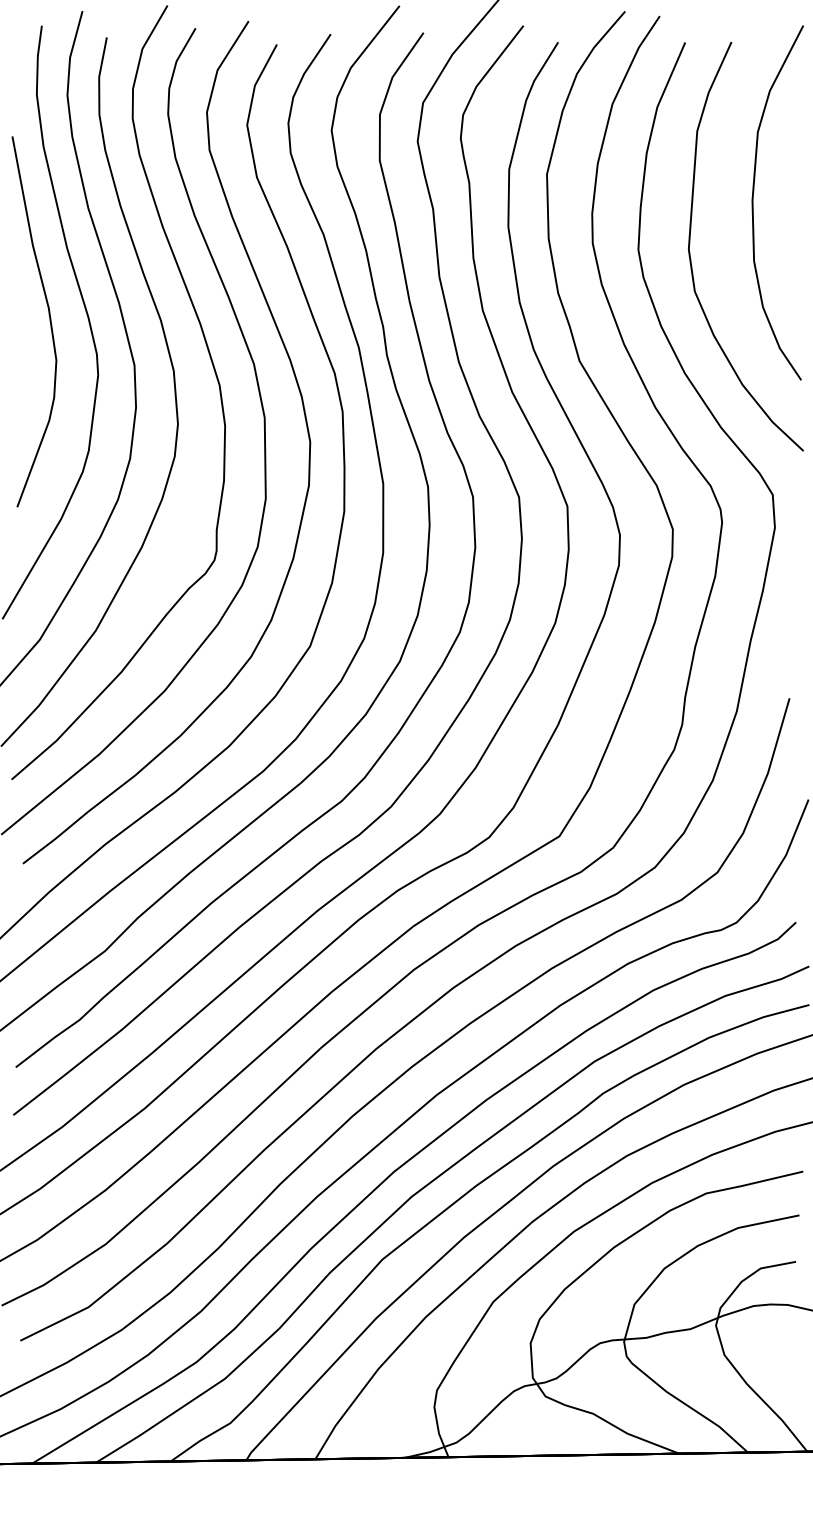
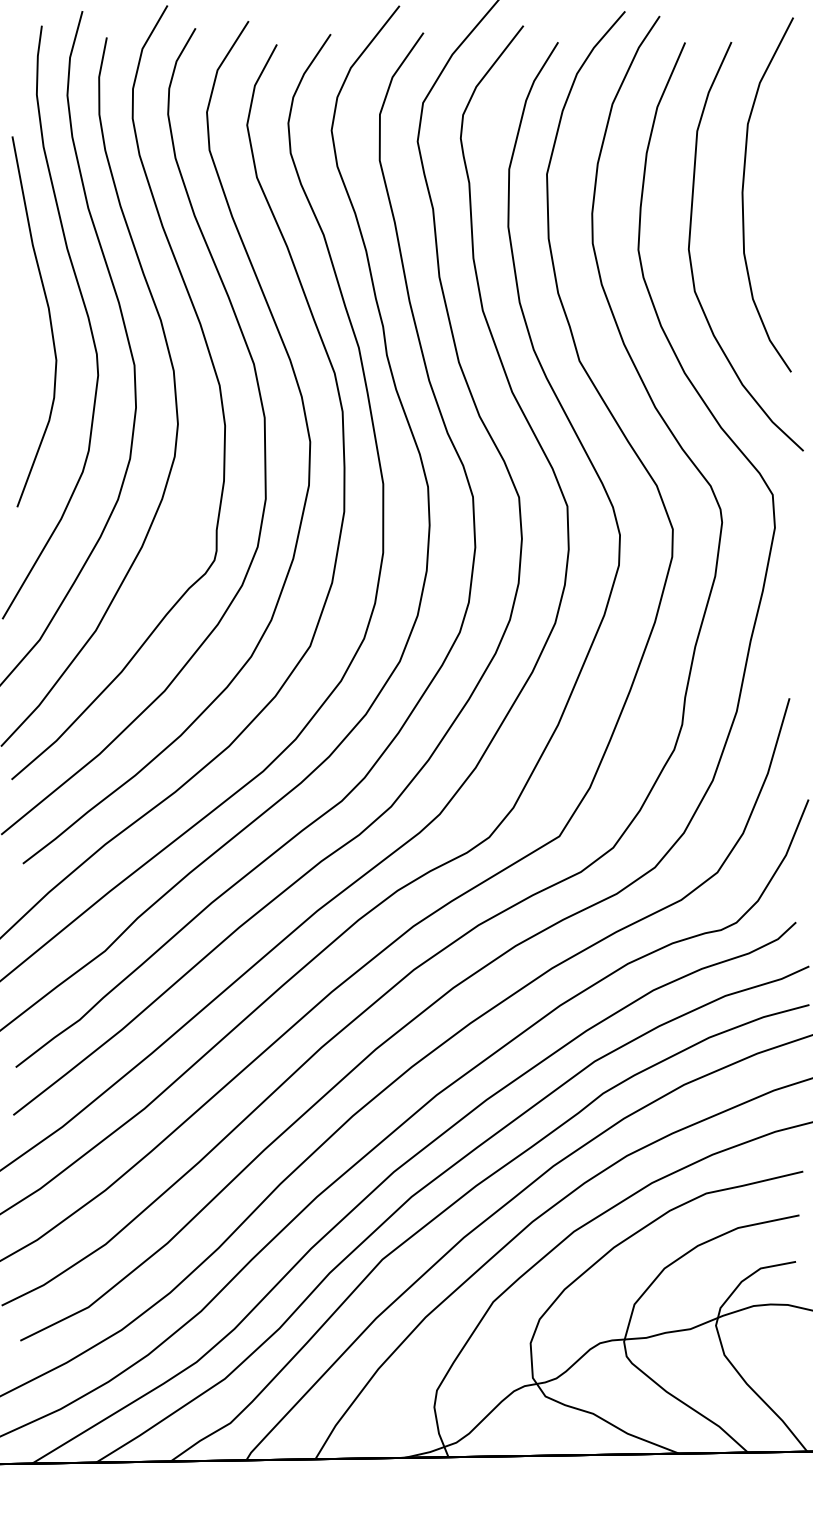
curve position: (753, 202) -> (743, 194) (743, 194)
